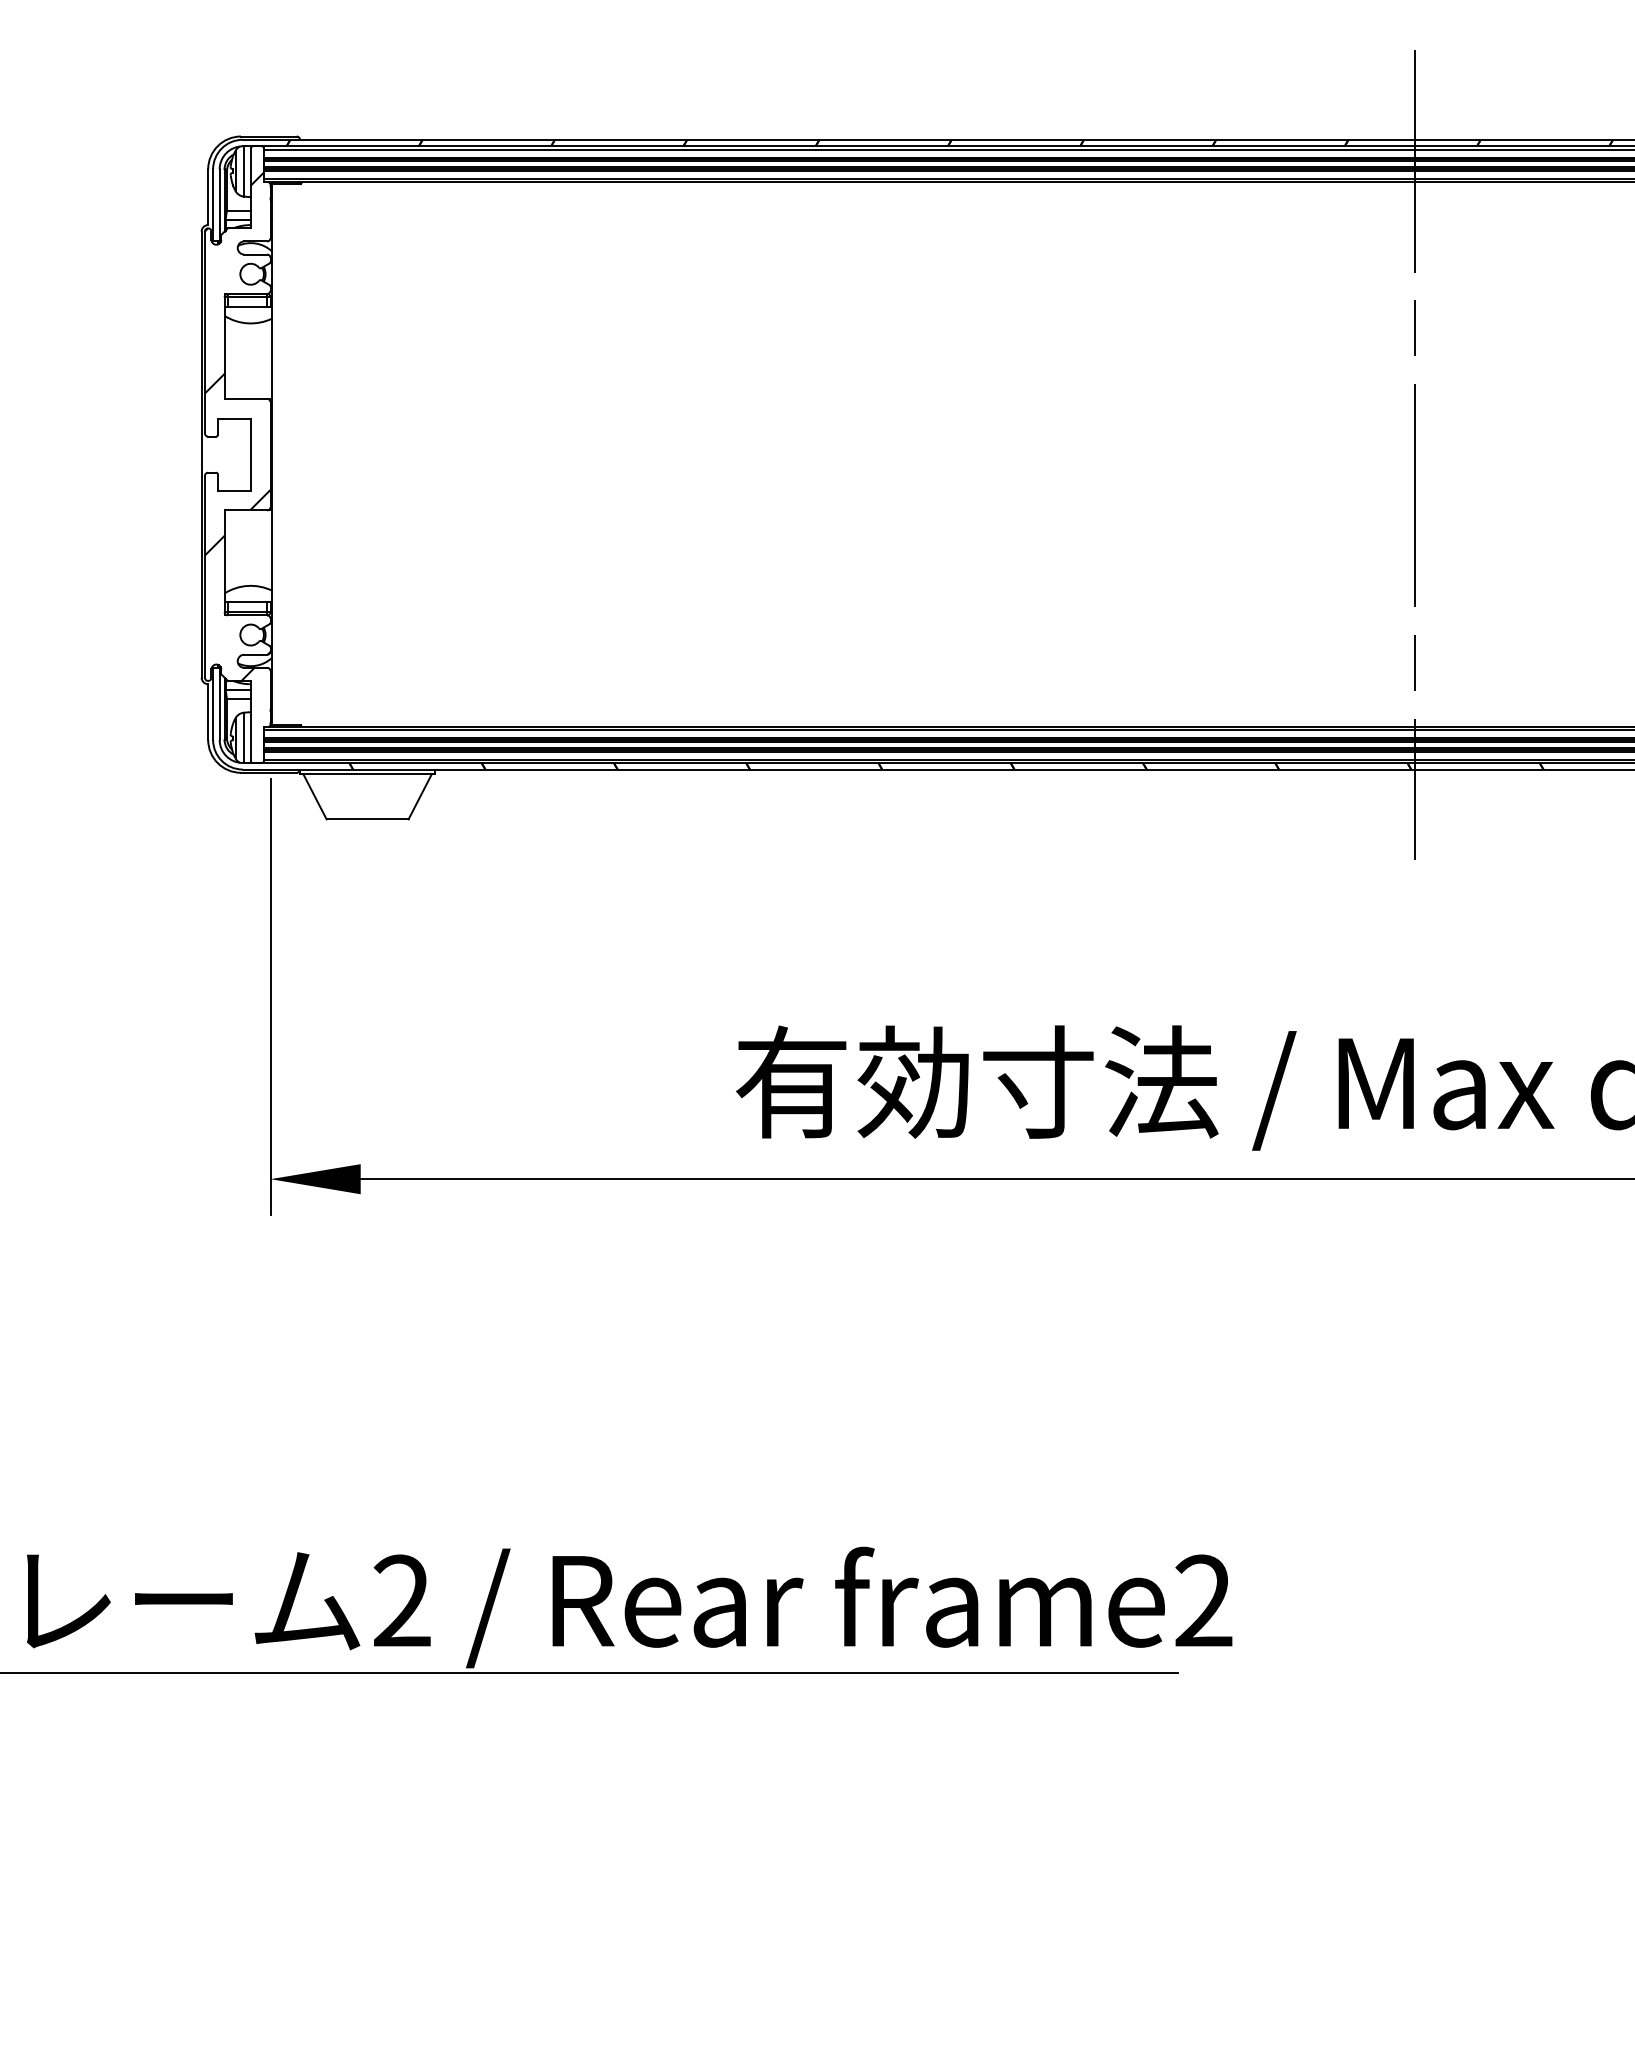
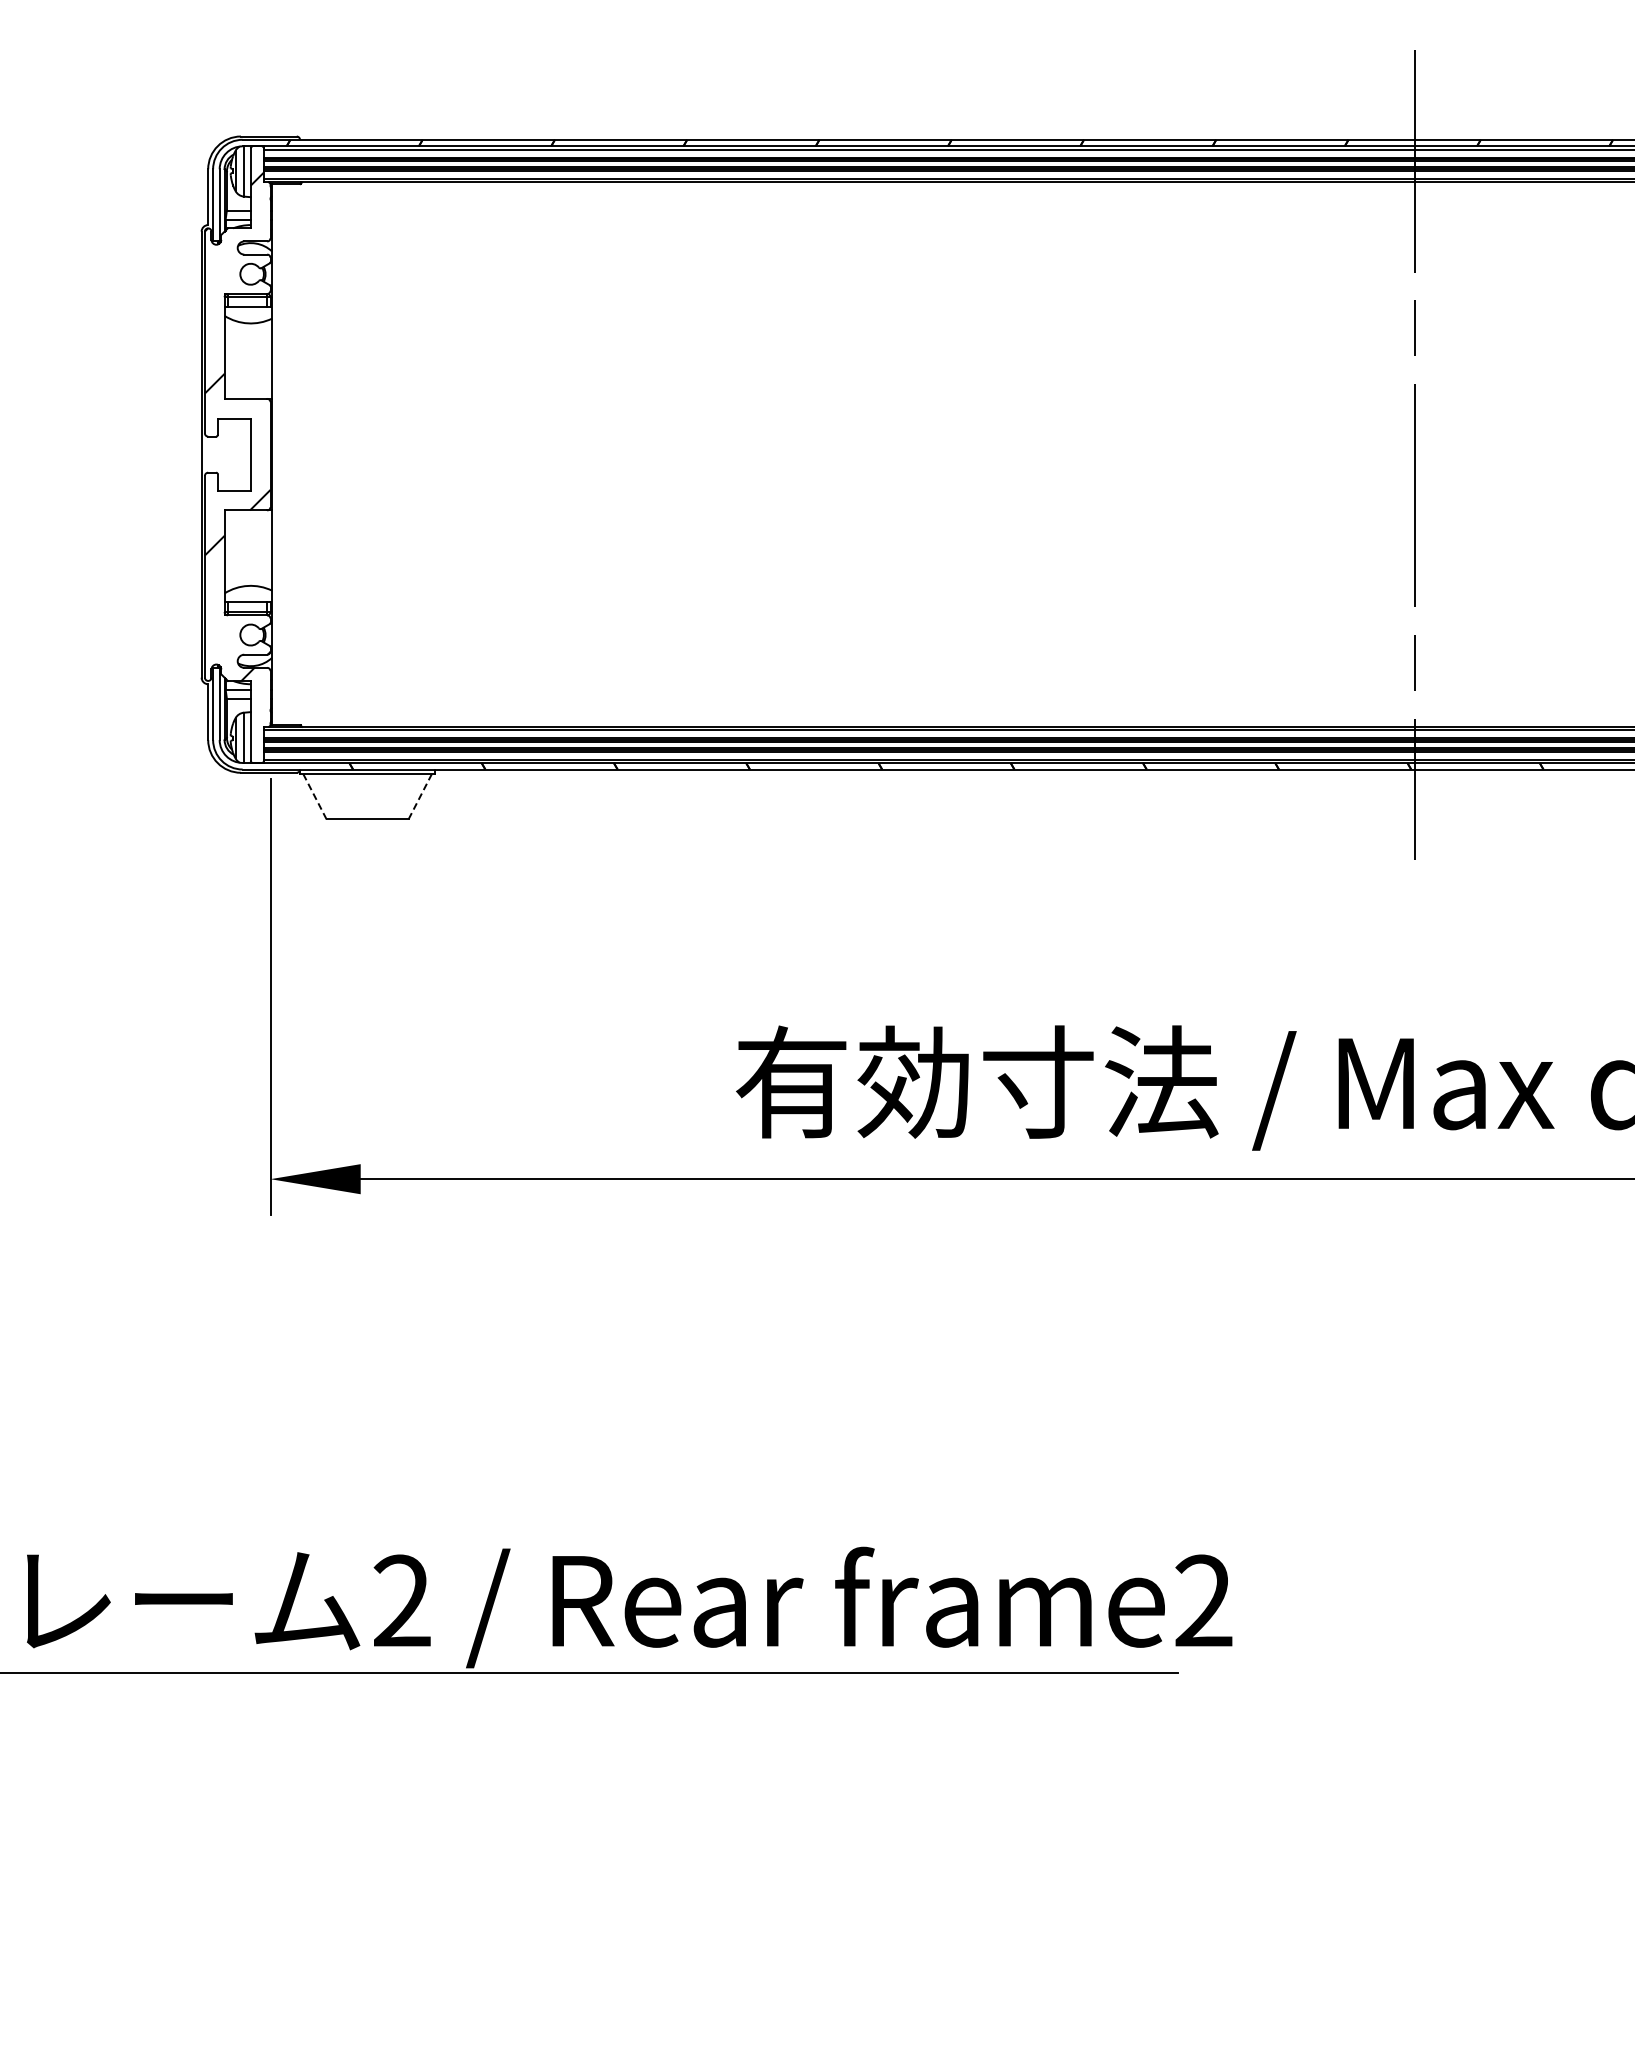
line: solid -> dashed (314, 796)
line: solid -> dashed (420, 796)
